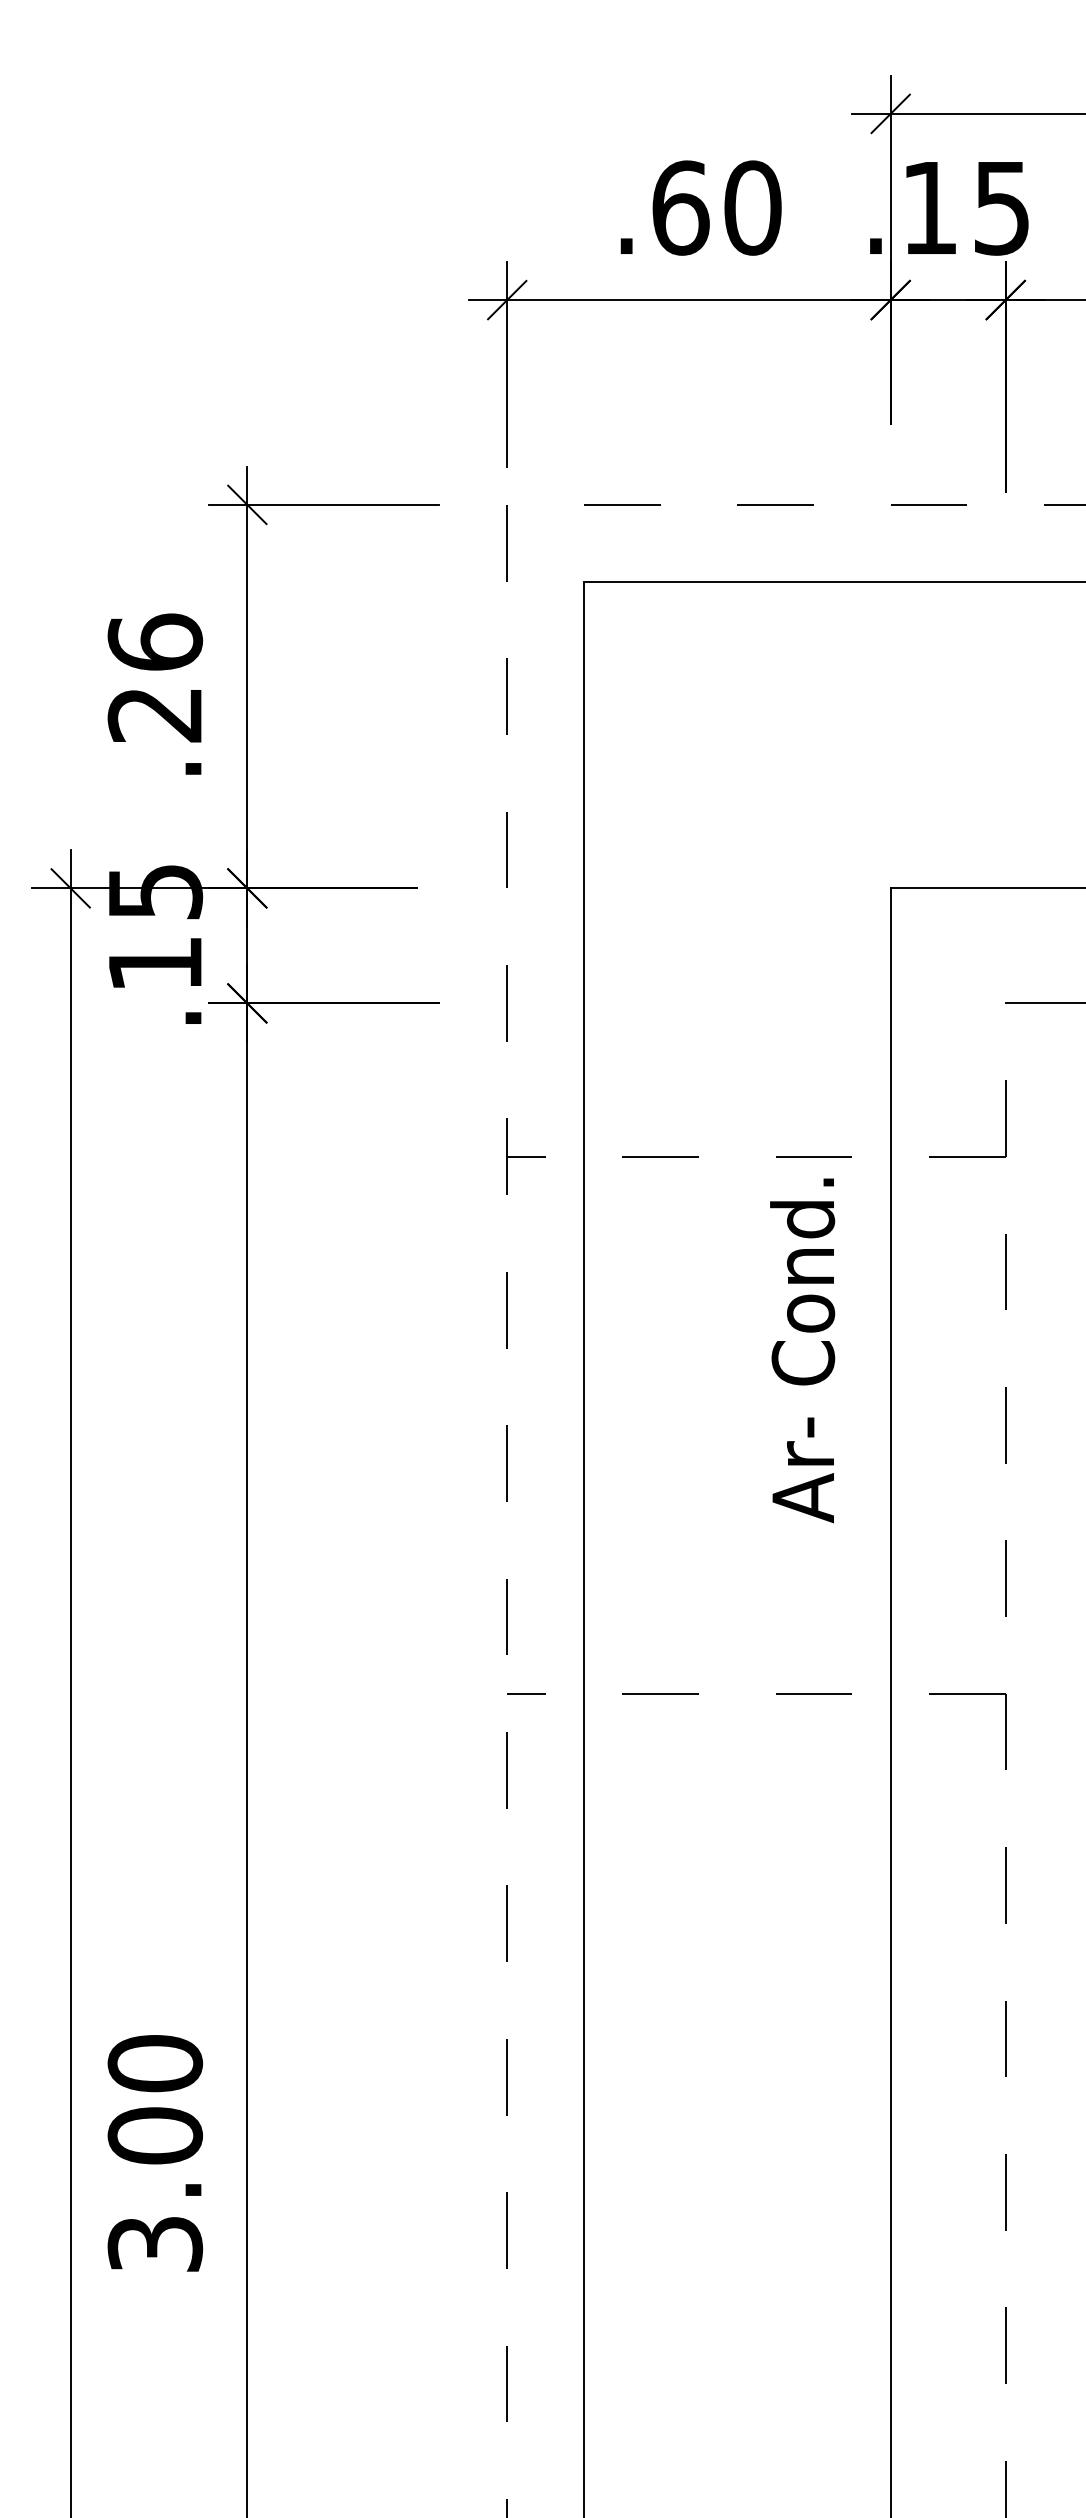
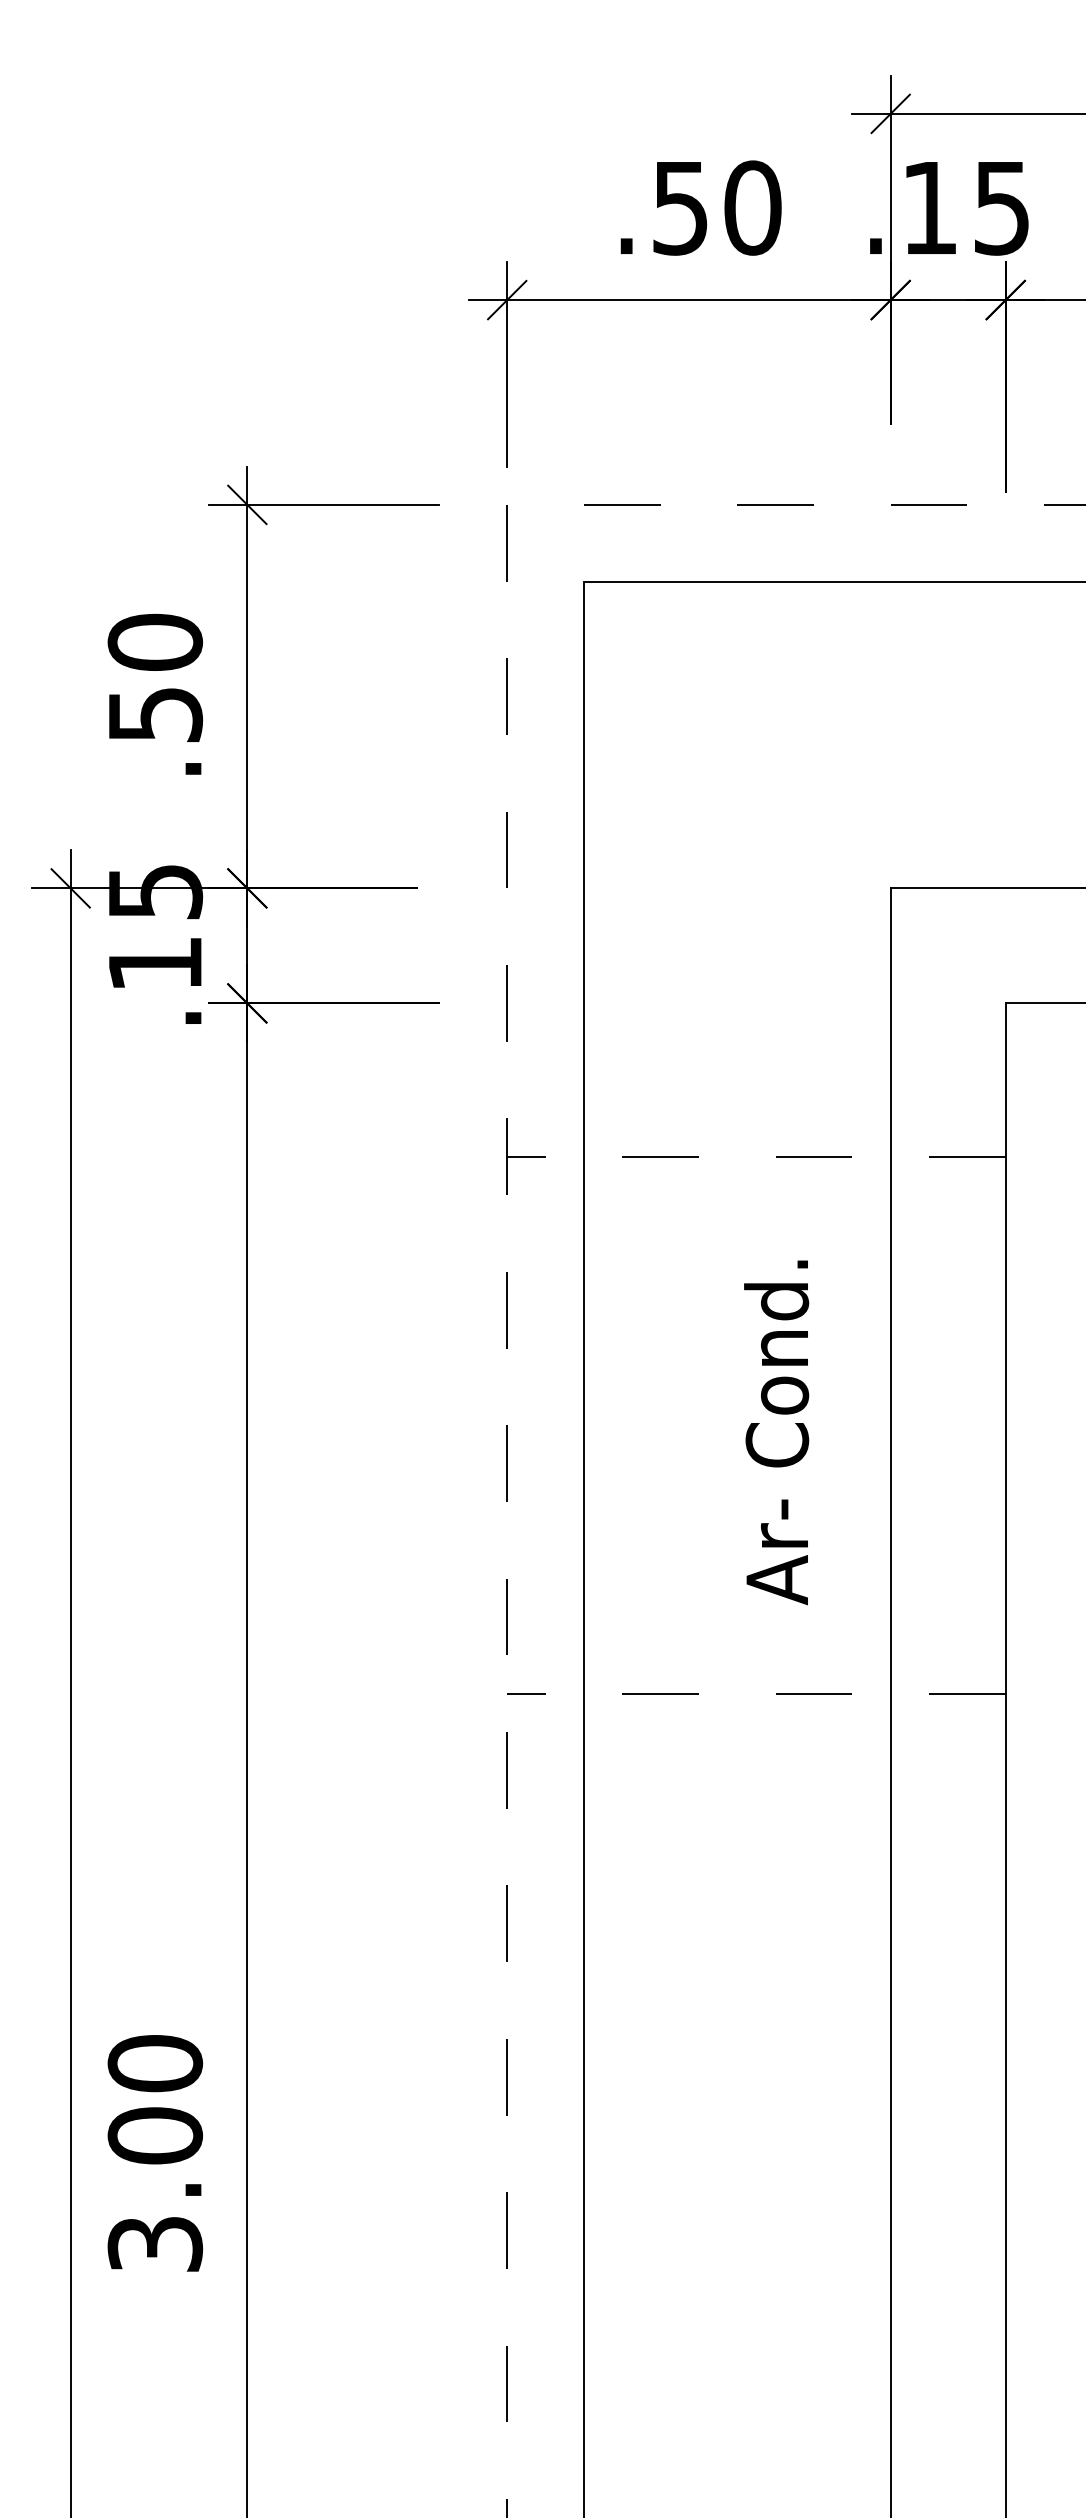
text: .60 -> .50 (680, 207)
text: .26 -> .50 (155, 677)
text position: (802, 1350) -> (776, 1432) (776, 1432)
line: dashed -> solid (1005, 1760)
